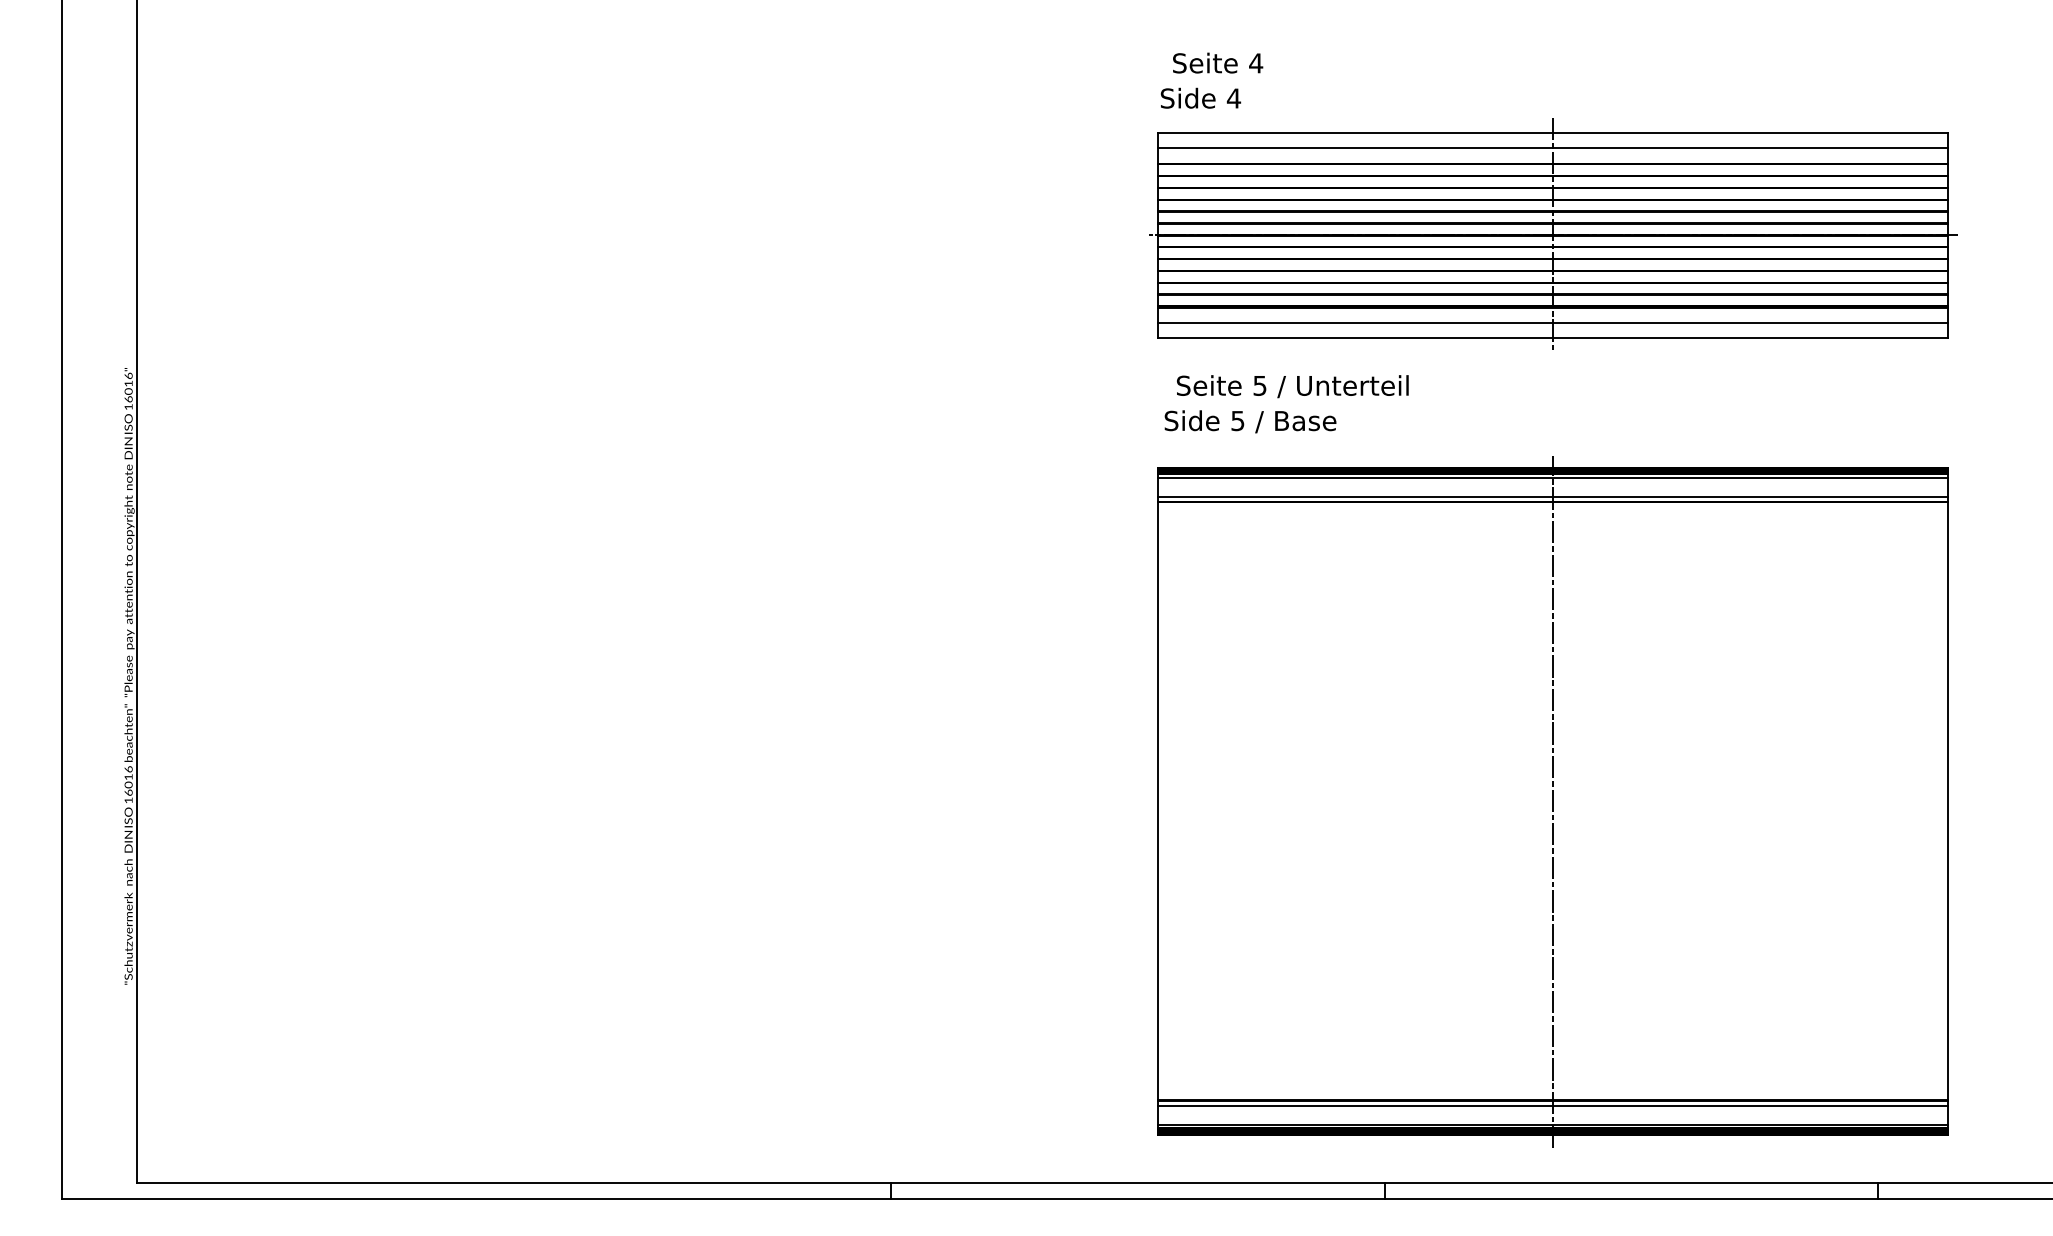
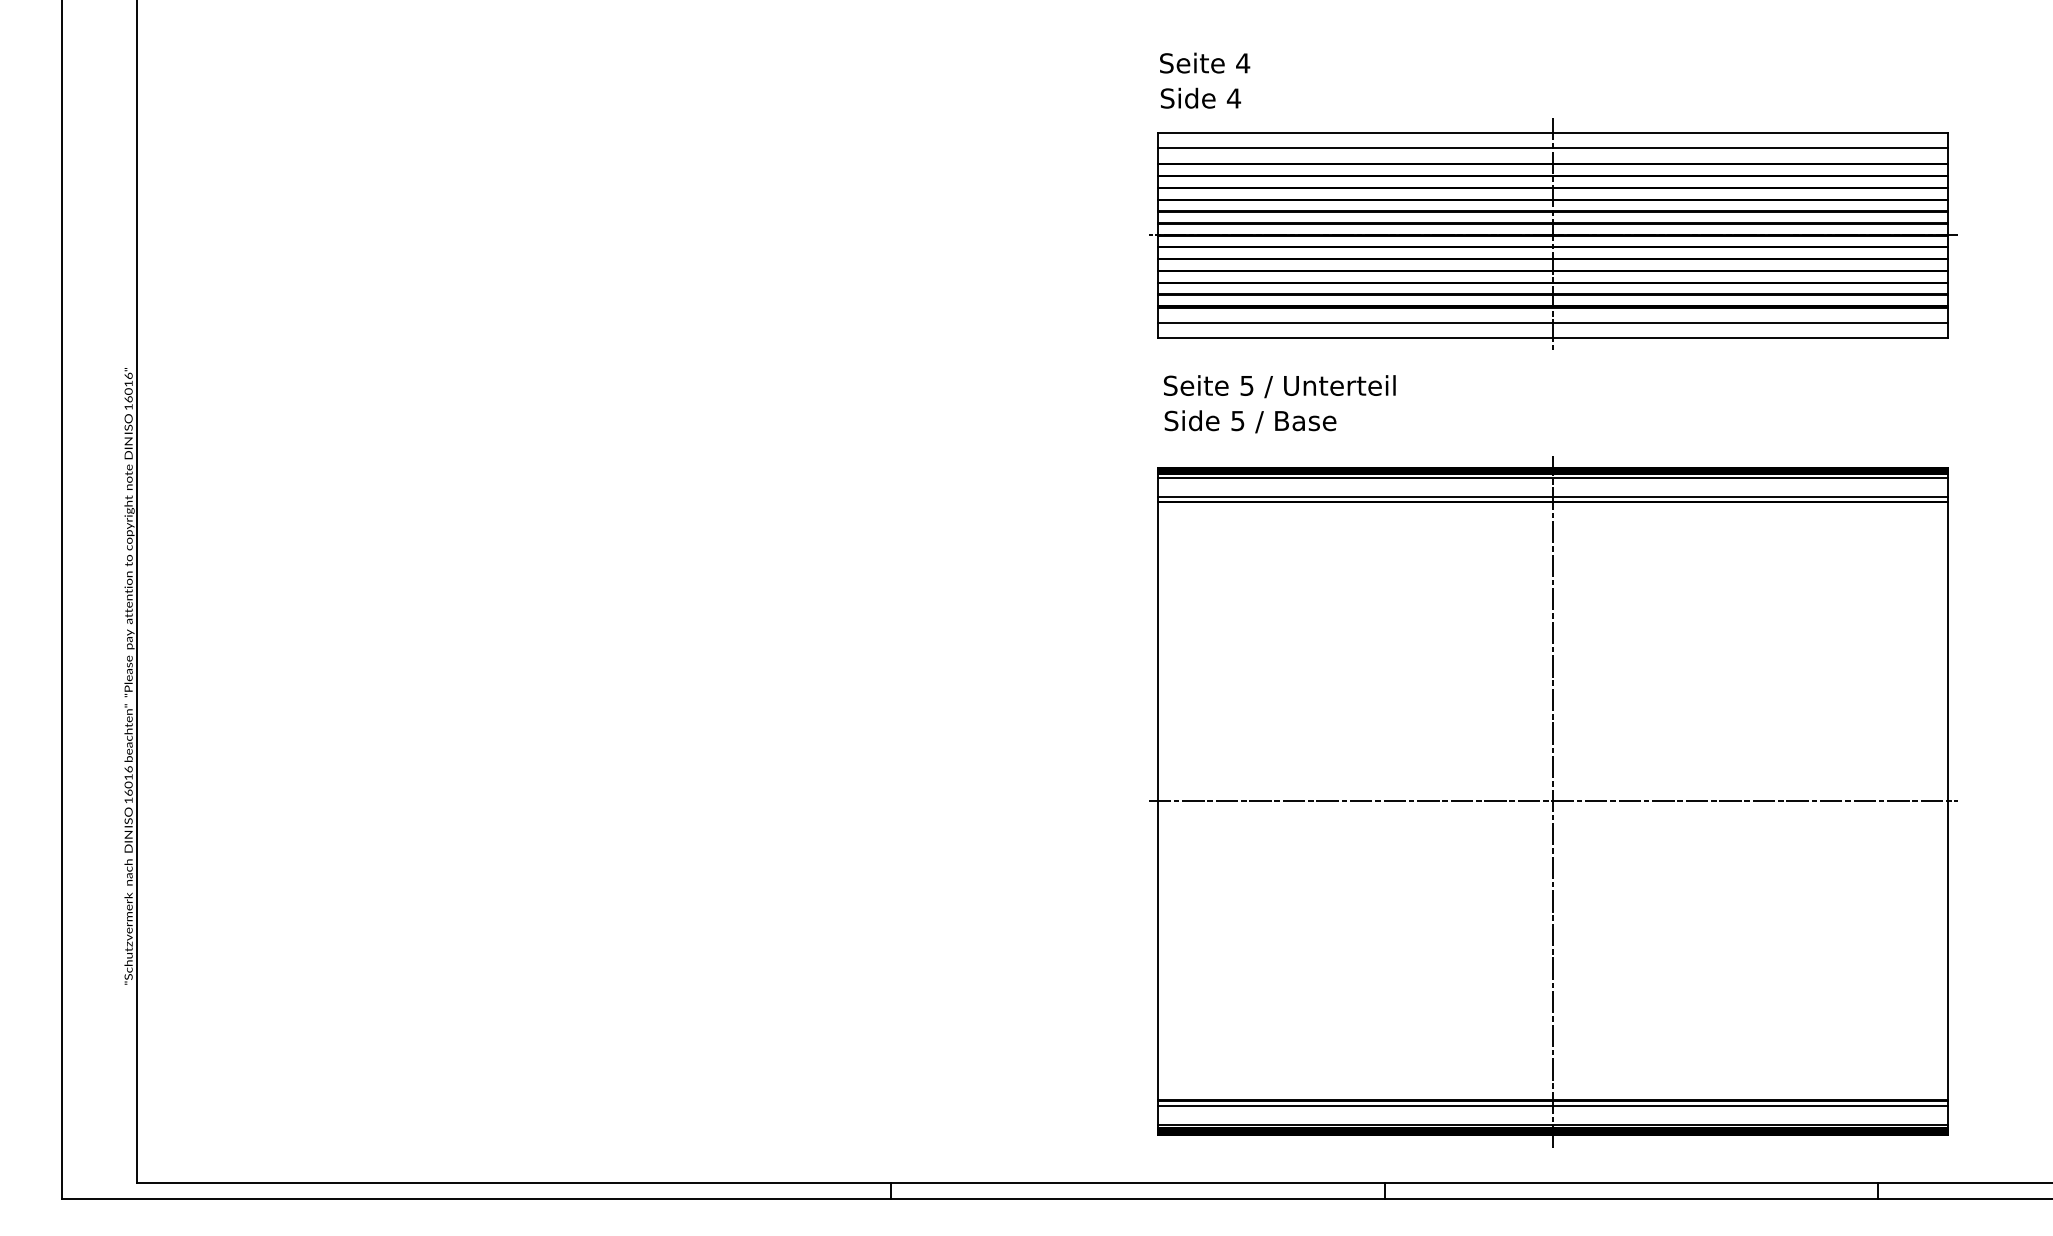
text position: (1218, 62) -> (1205, 62) (1205, 62)
text position: (1292, 386) -> (1279, 386) (1279, 386)
line: none -> present (1553, 801)
